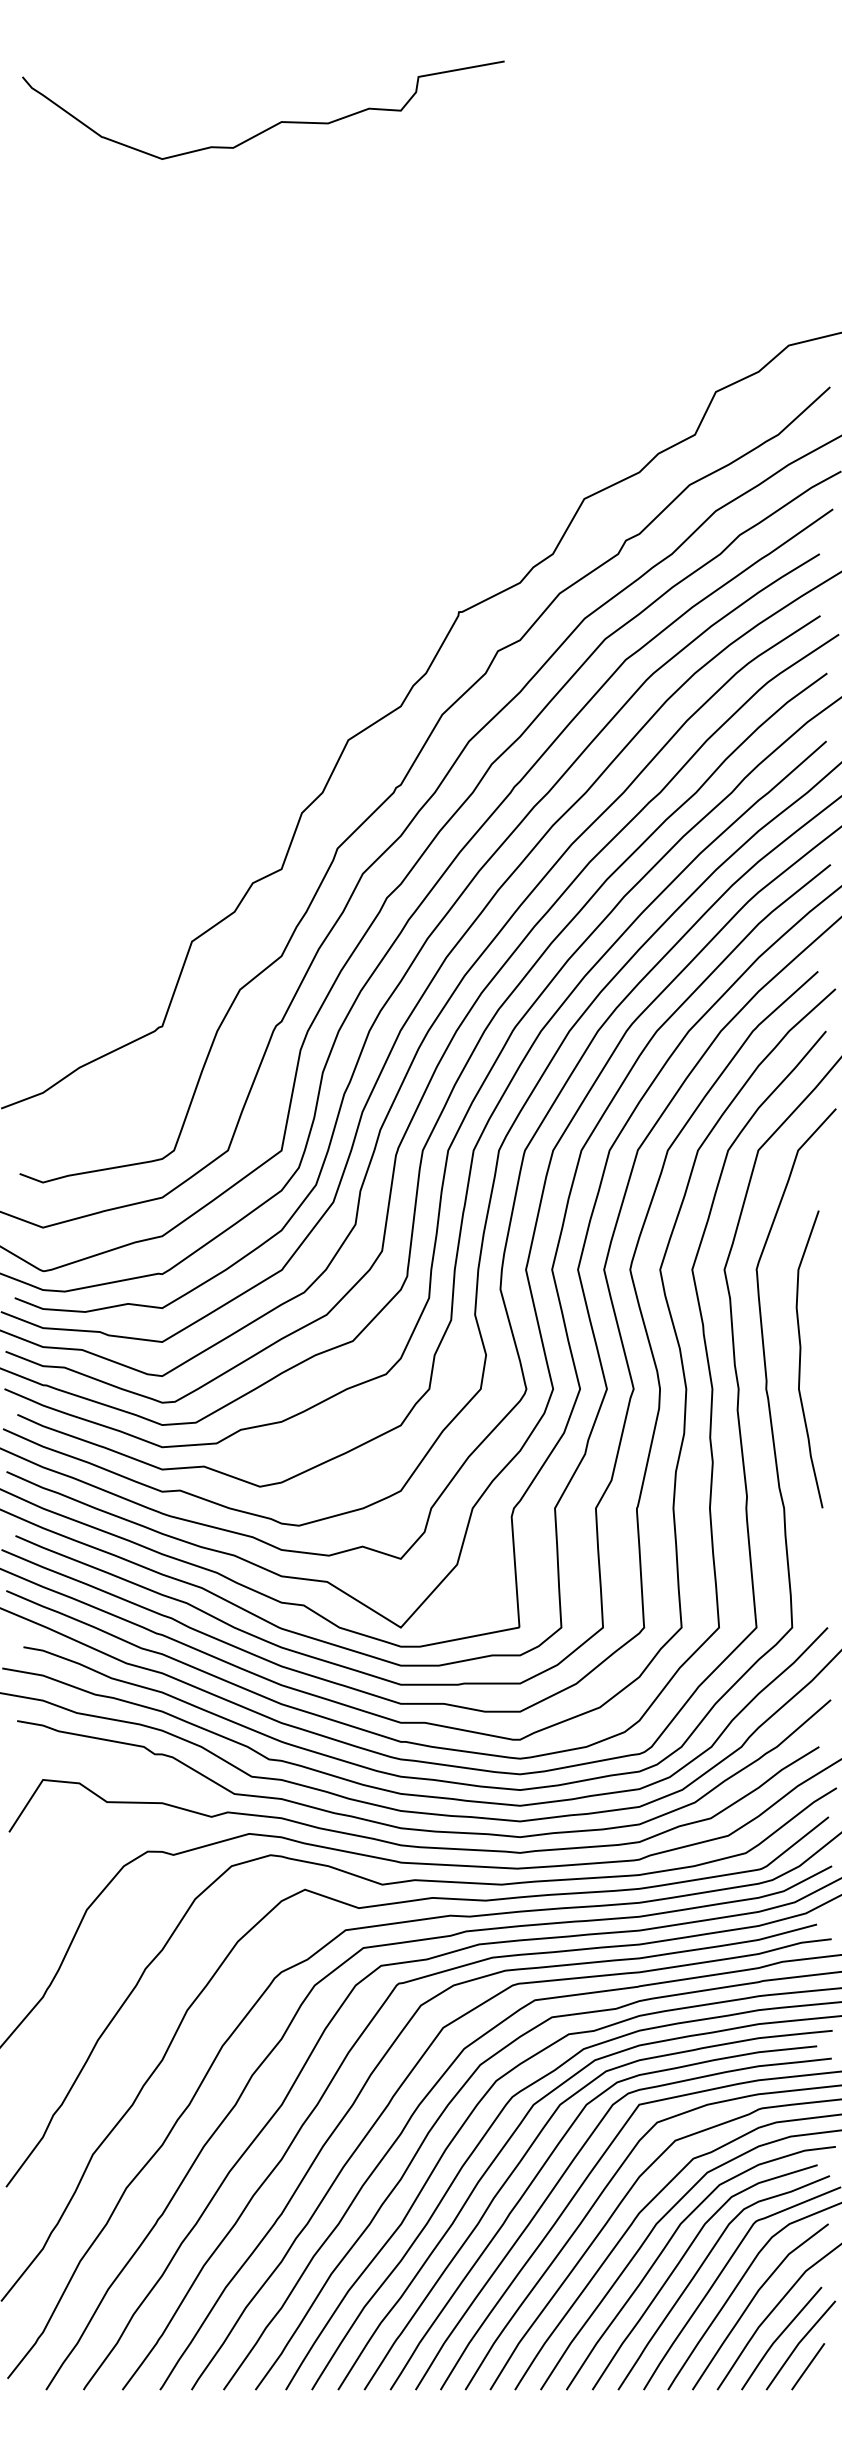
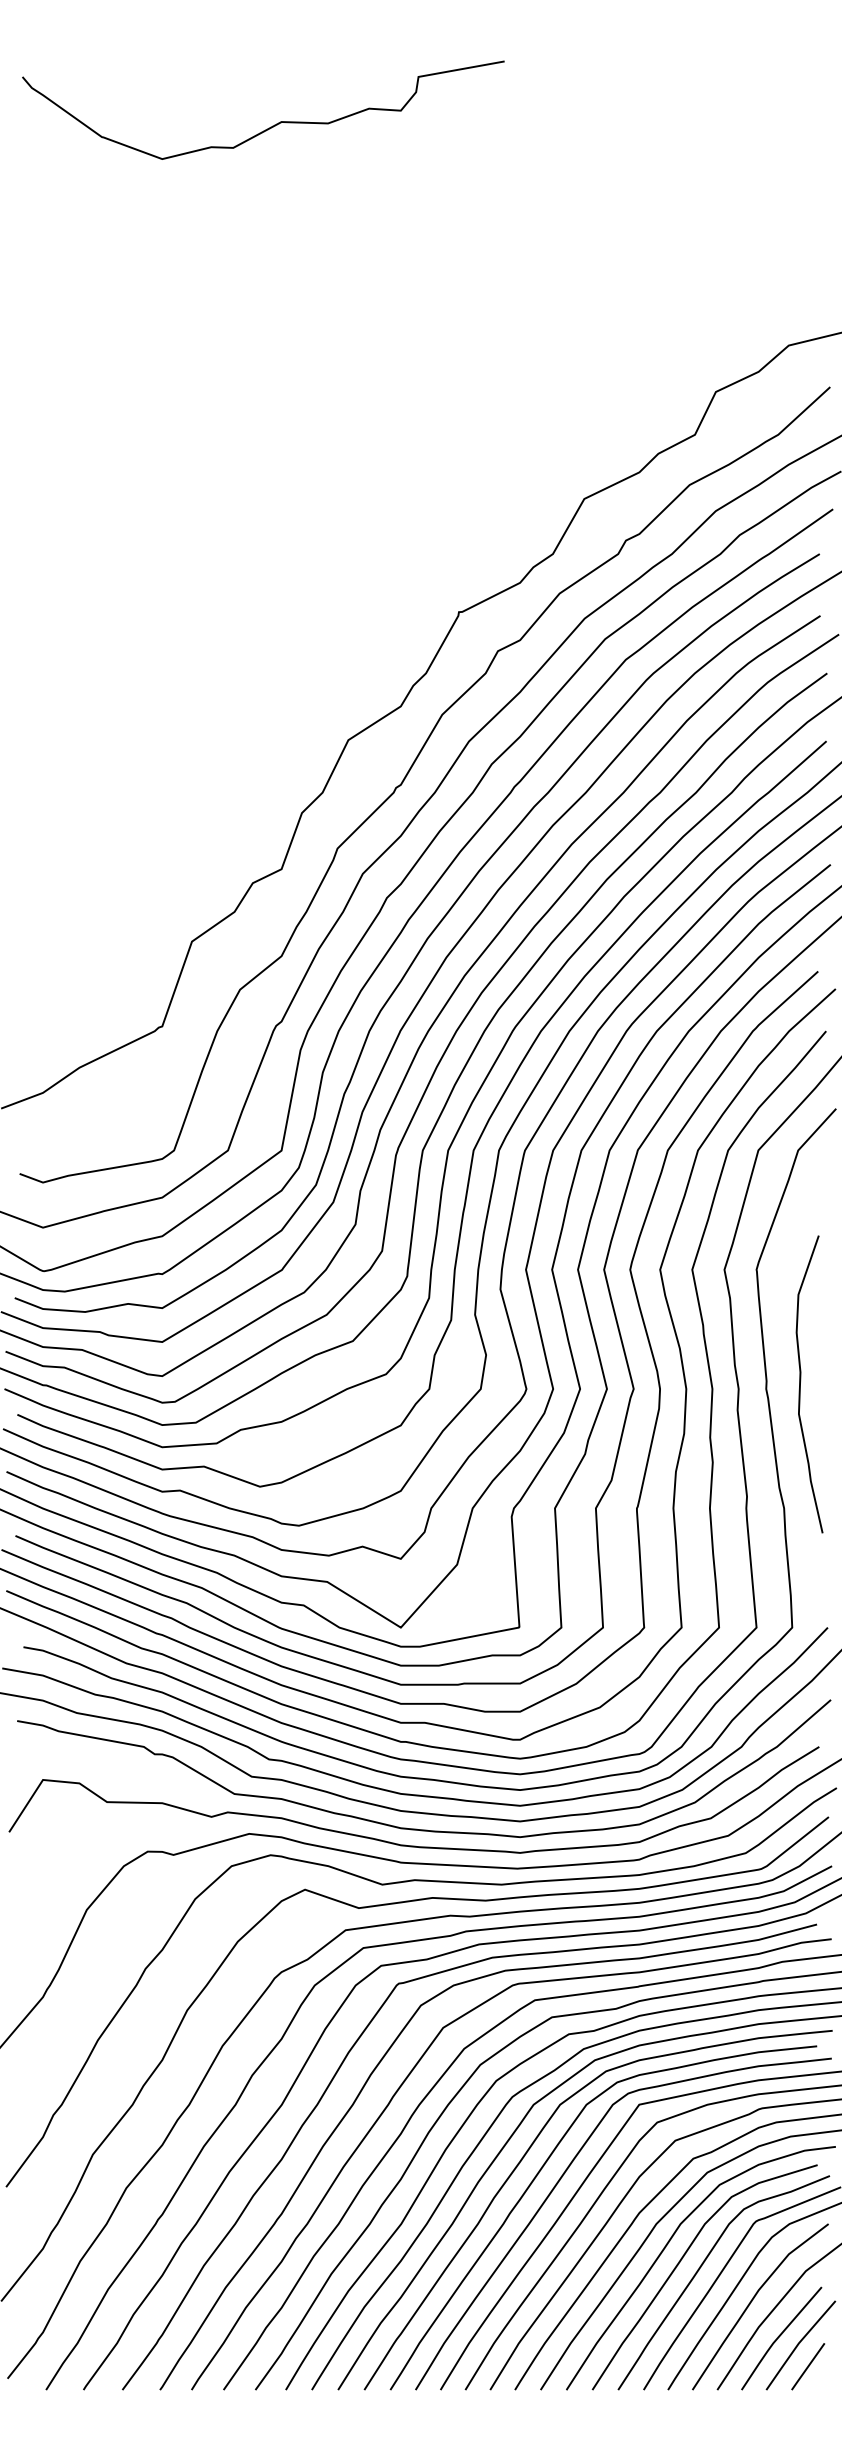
curve position: (801, 1355) -> (801, 1380) (801, 1380)
